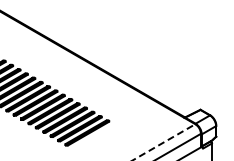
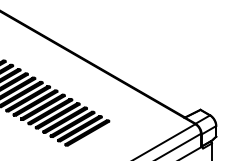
line: dashed -> solid (164, 142)
